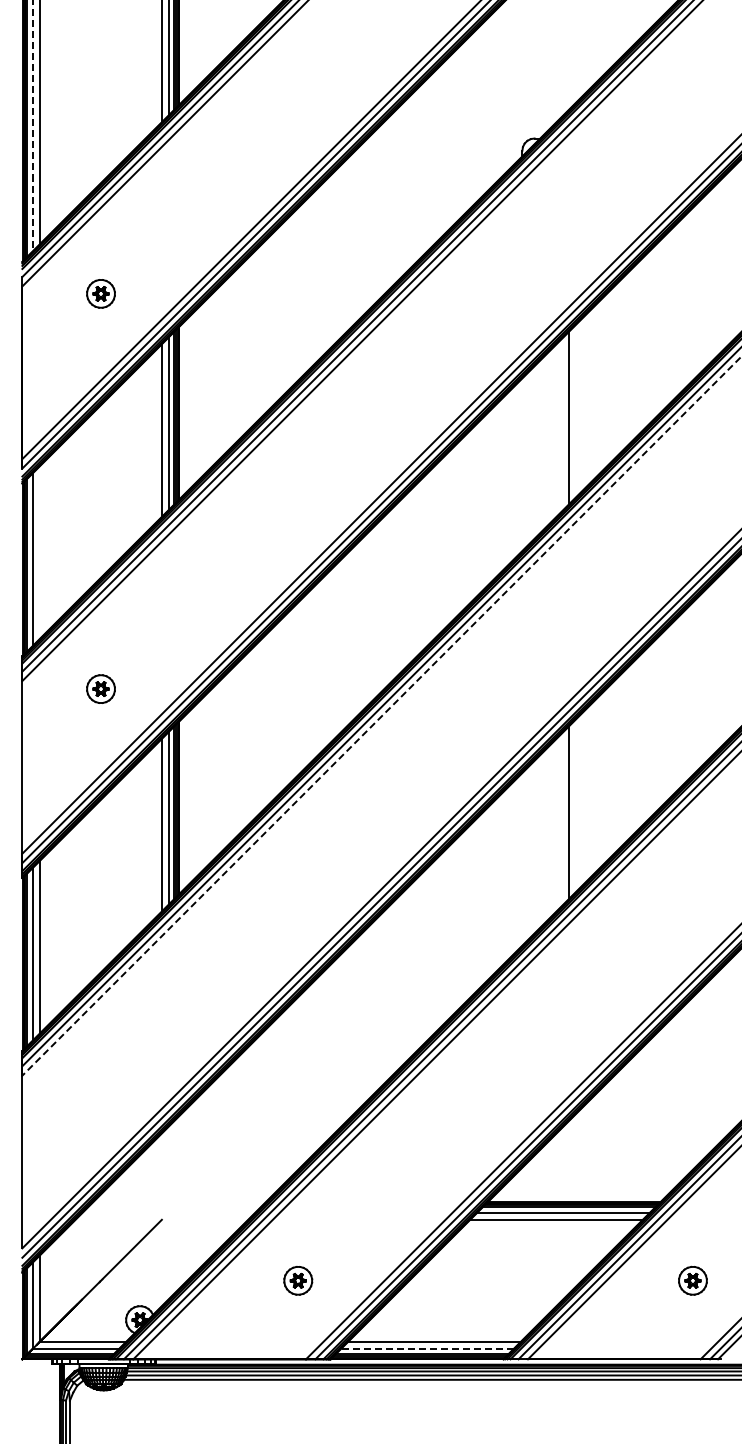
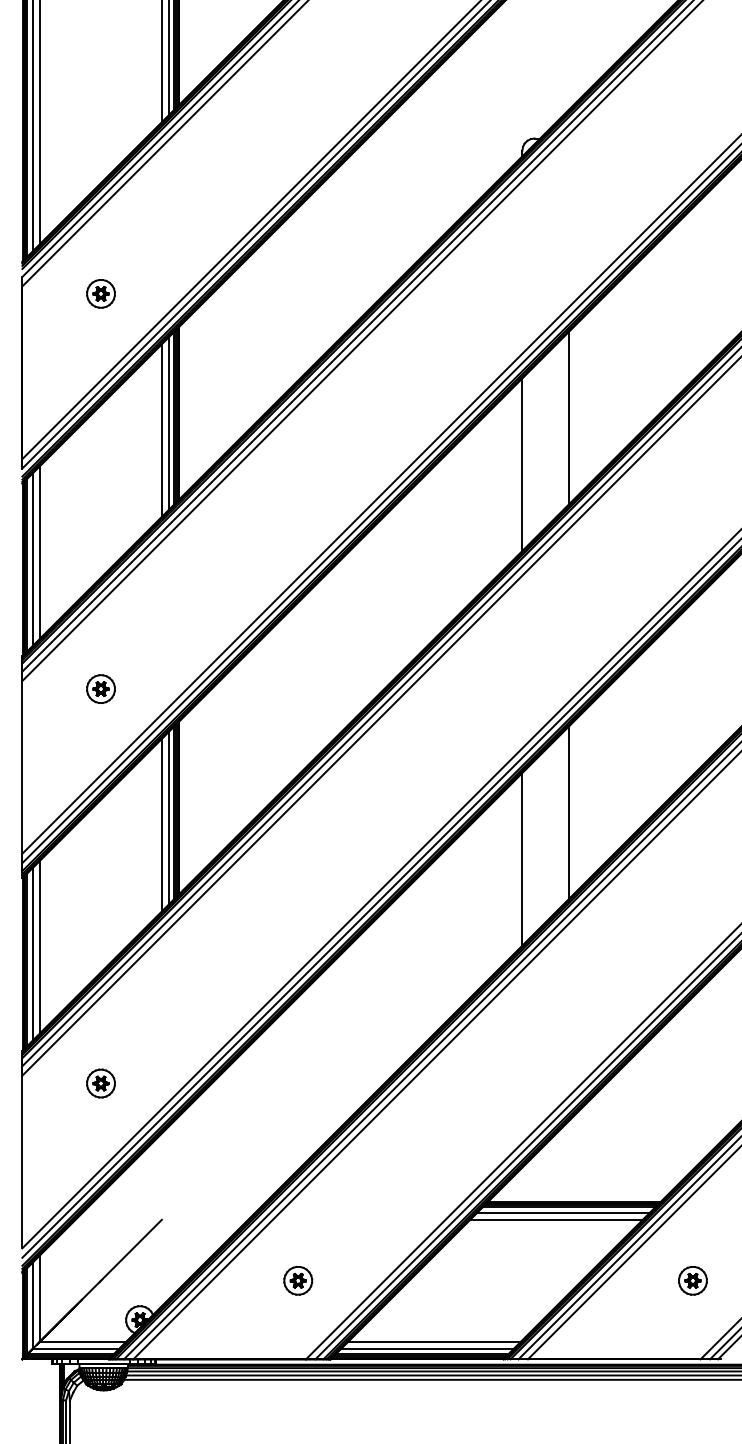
line: dashed -> solid (33, 126)
line: none -> present (522, 464)
line: none -> present (39, 552)
line: dashed -> solid (381, 716)
line: none -> present (522, 859)
part: none -> present (100, 1083)
line: dashed -> solid (427, 1348)
